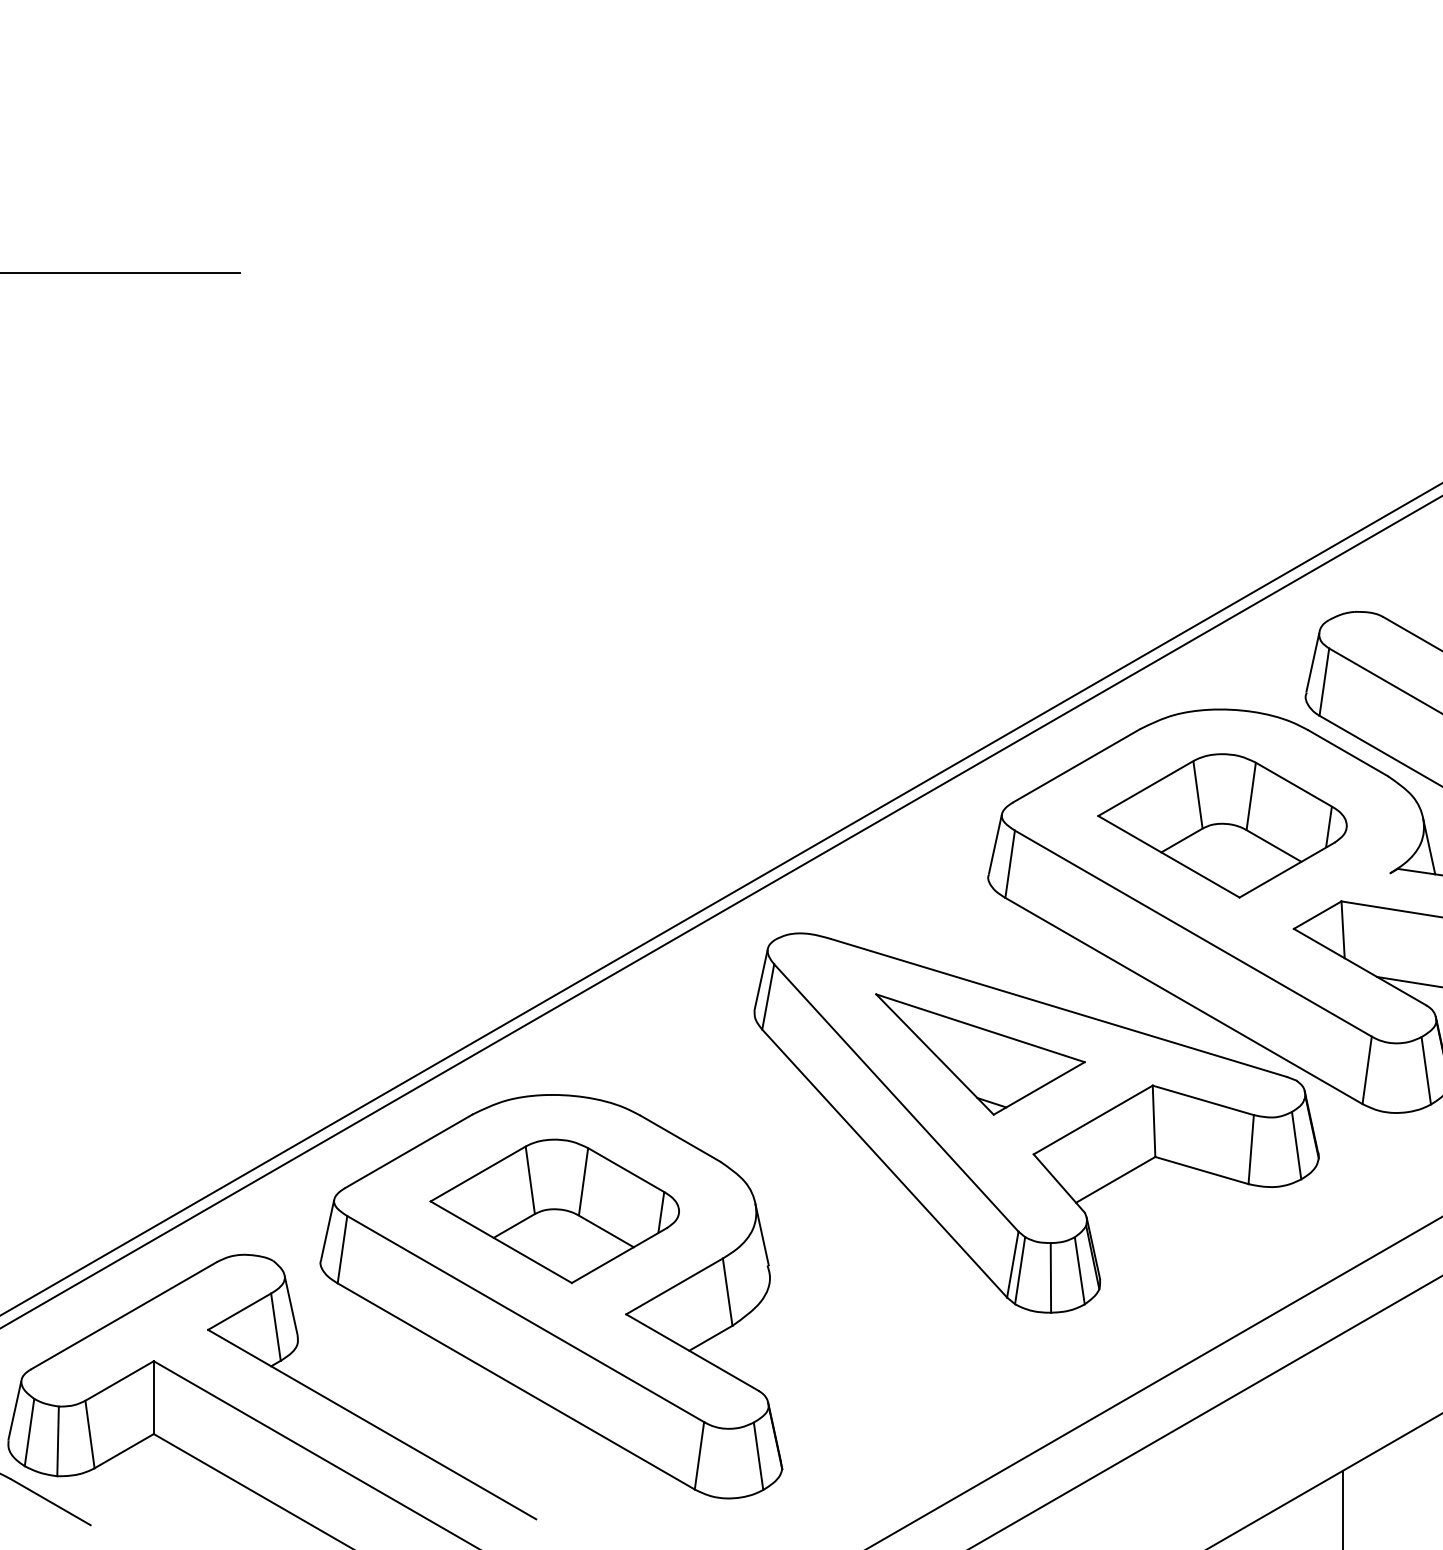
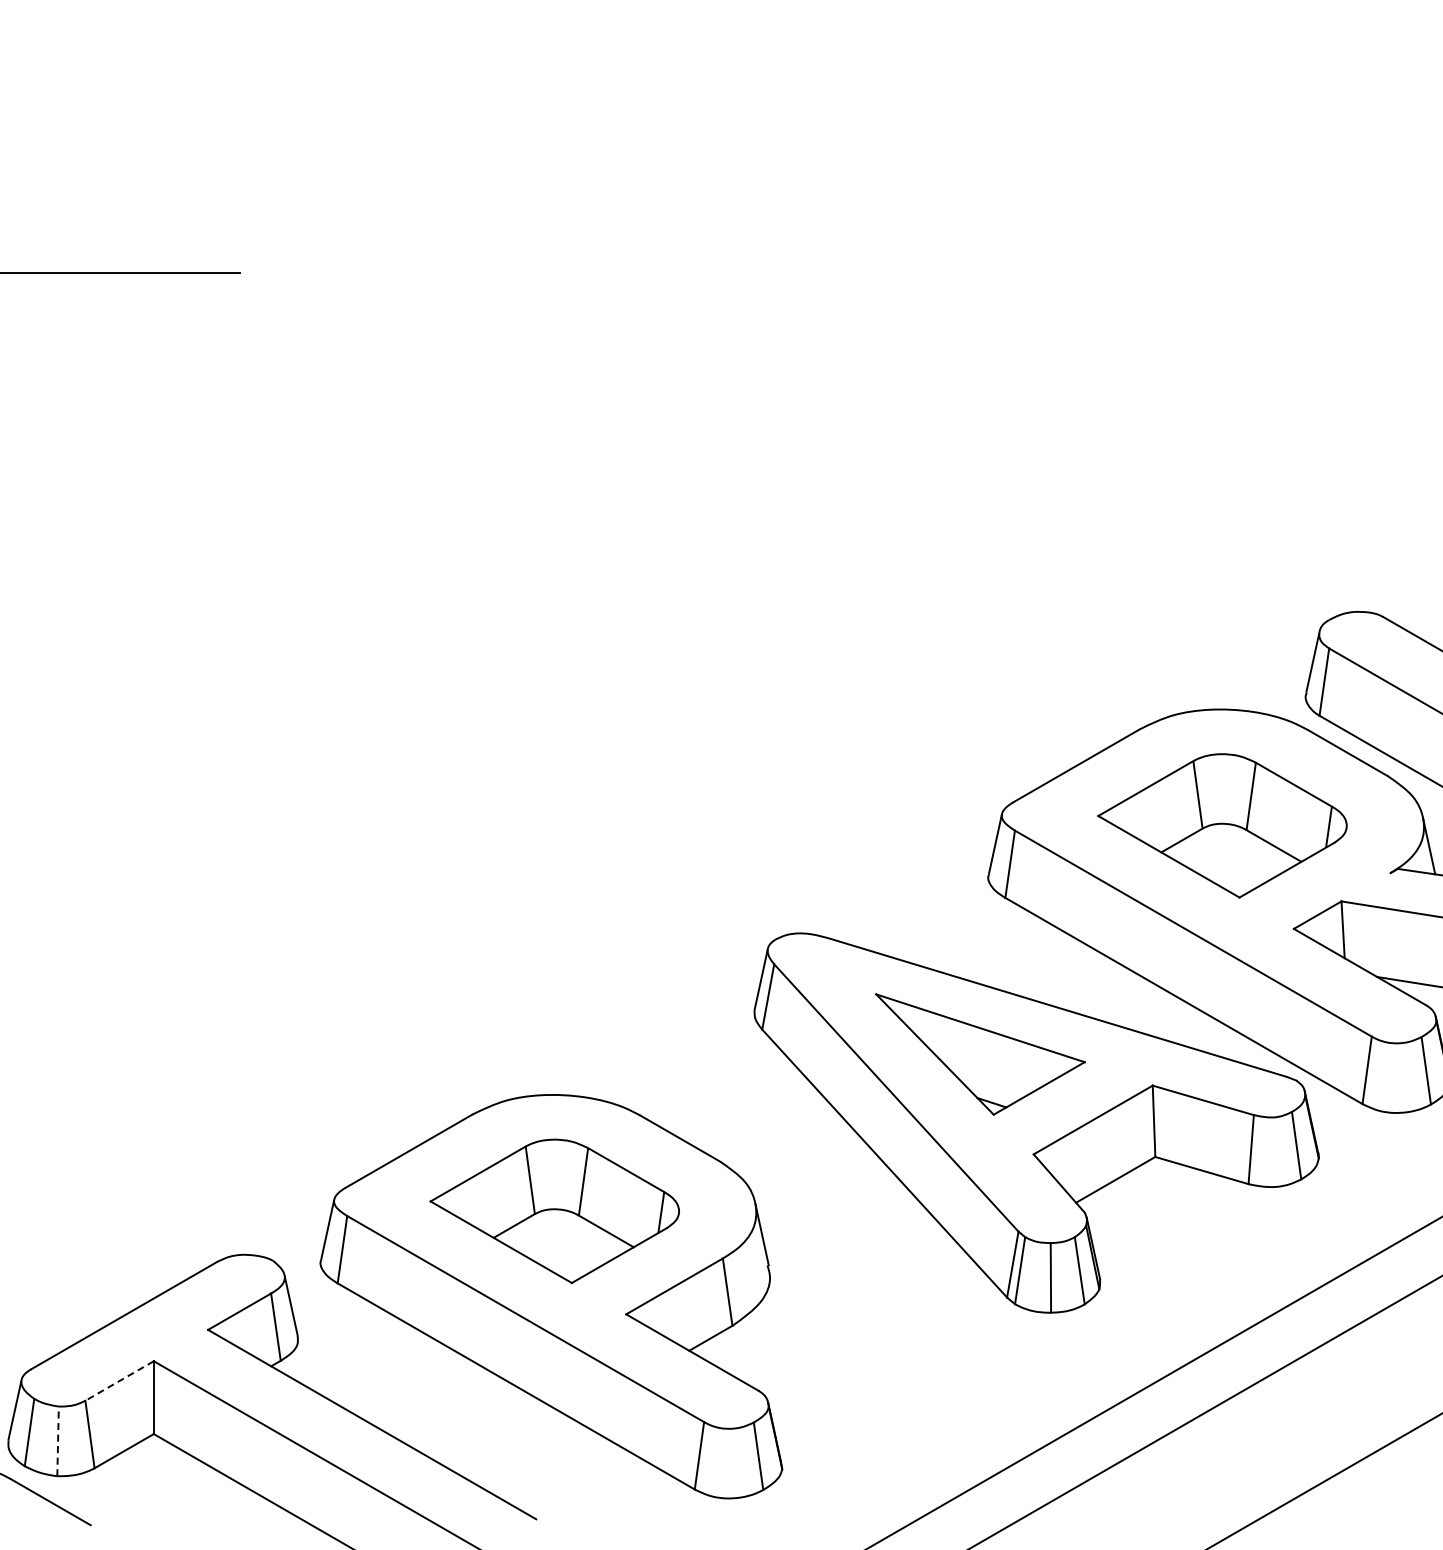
line: present -> none (720, 899)
line: present -> none (720, 912)
line: solid -> dashed (119, 1381)
line: solid -> dashed (58, 1441)
line: present -> none (1342, 1508)
